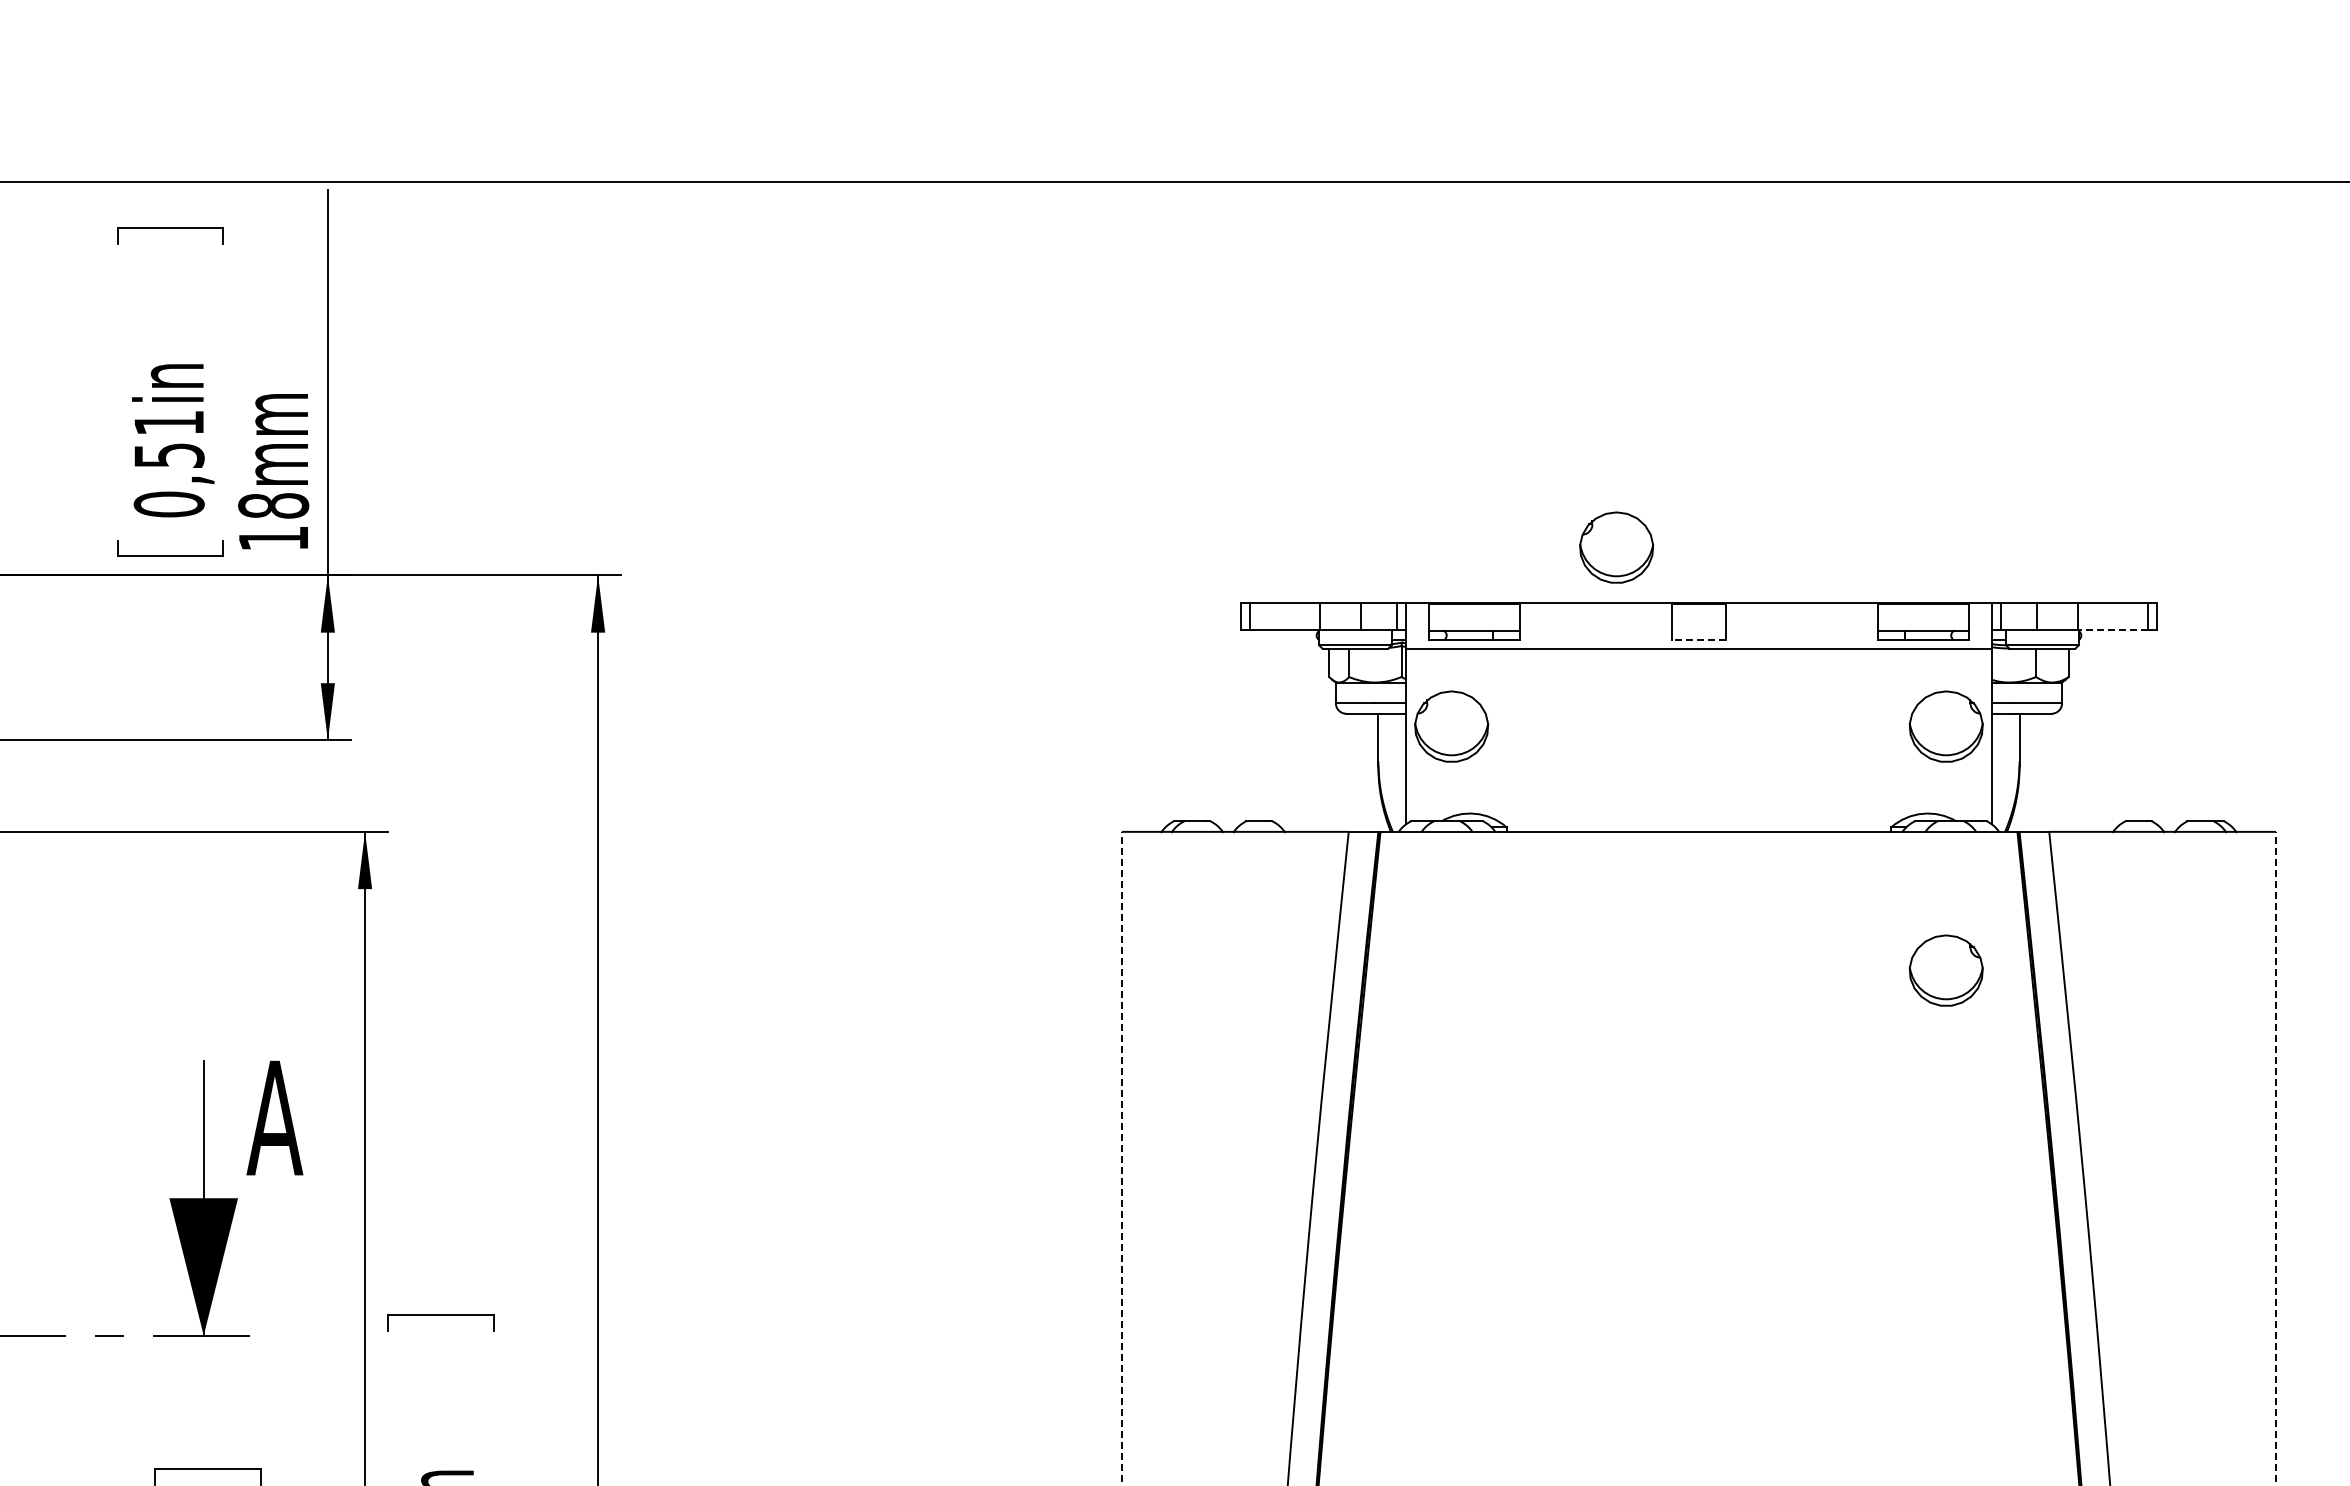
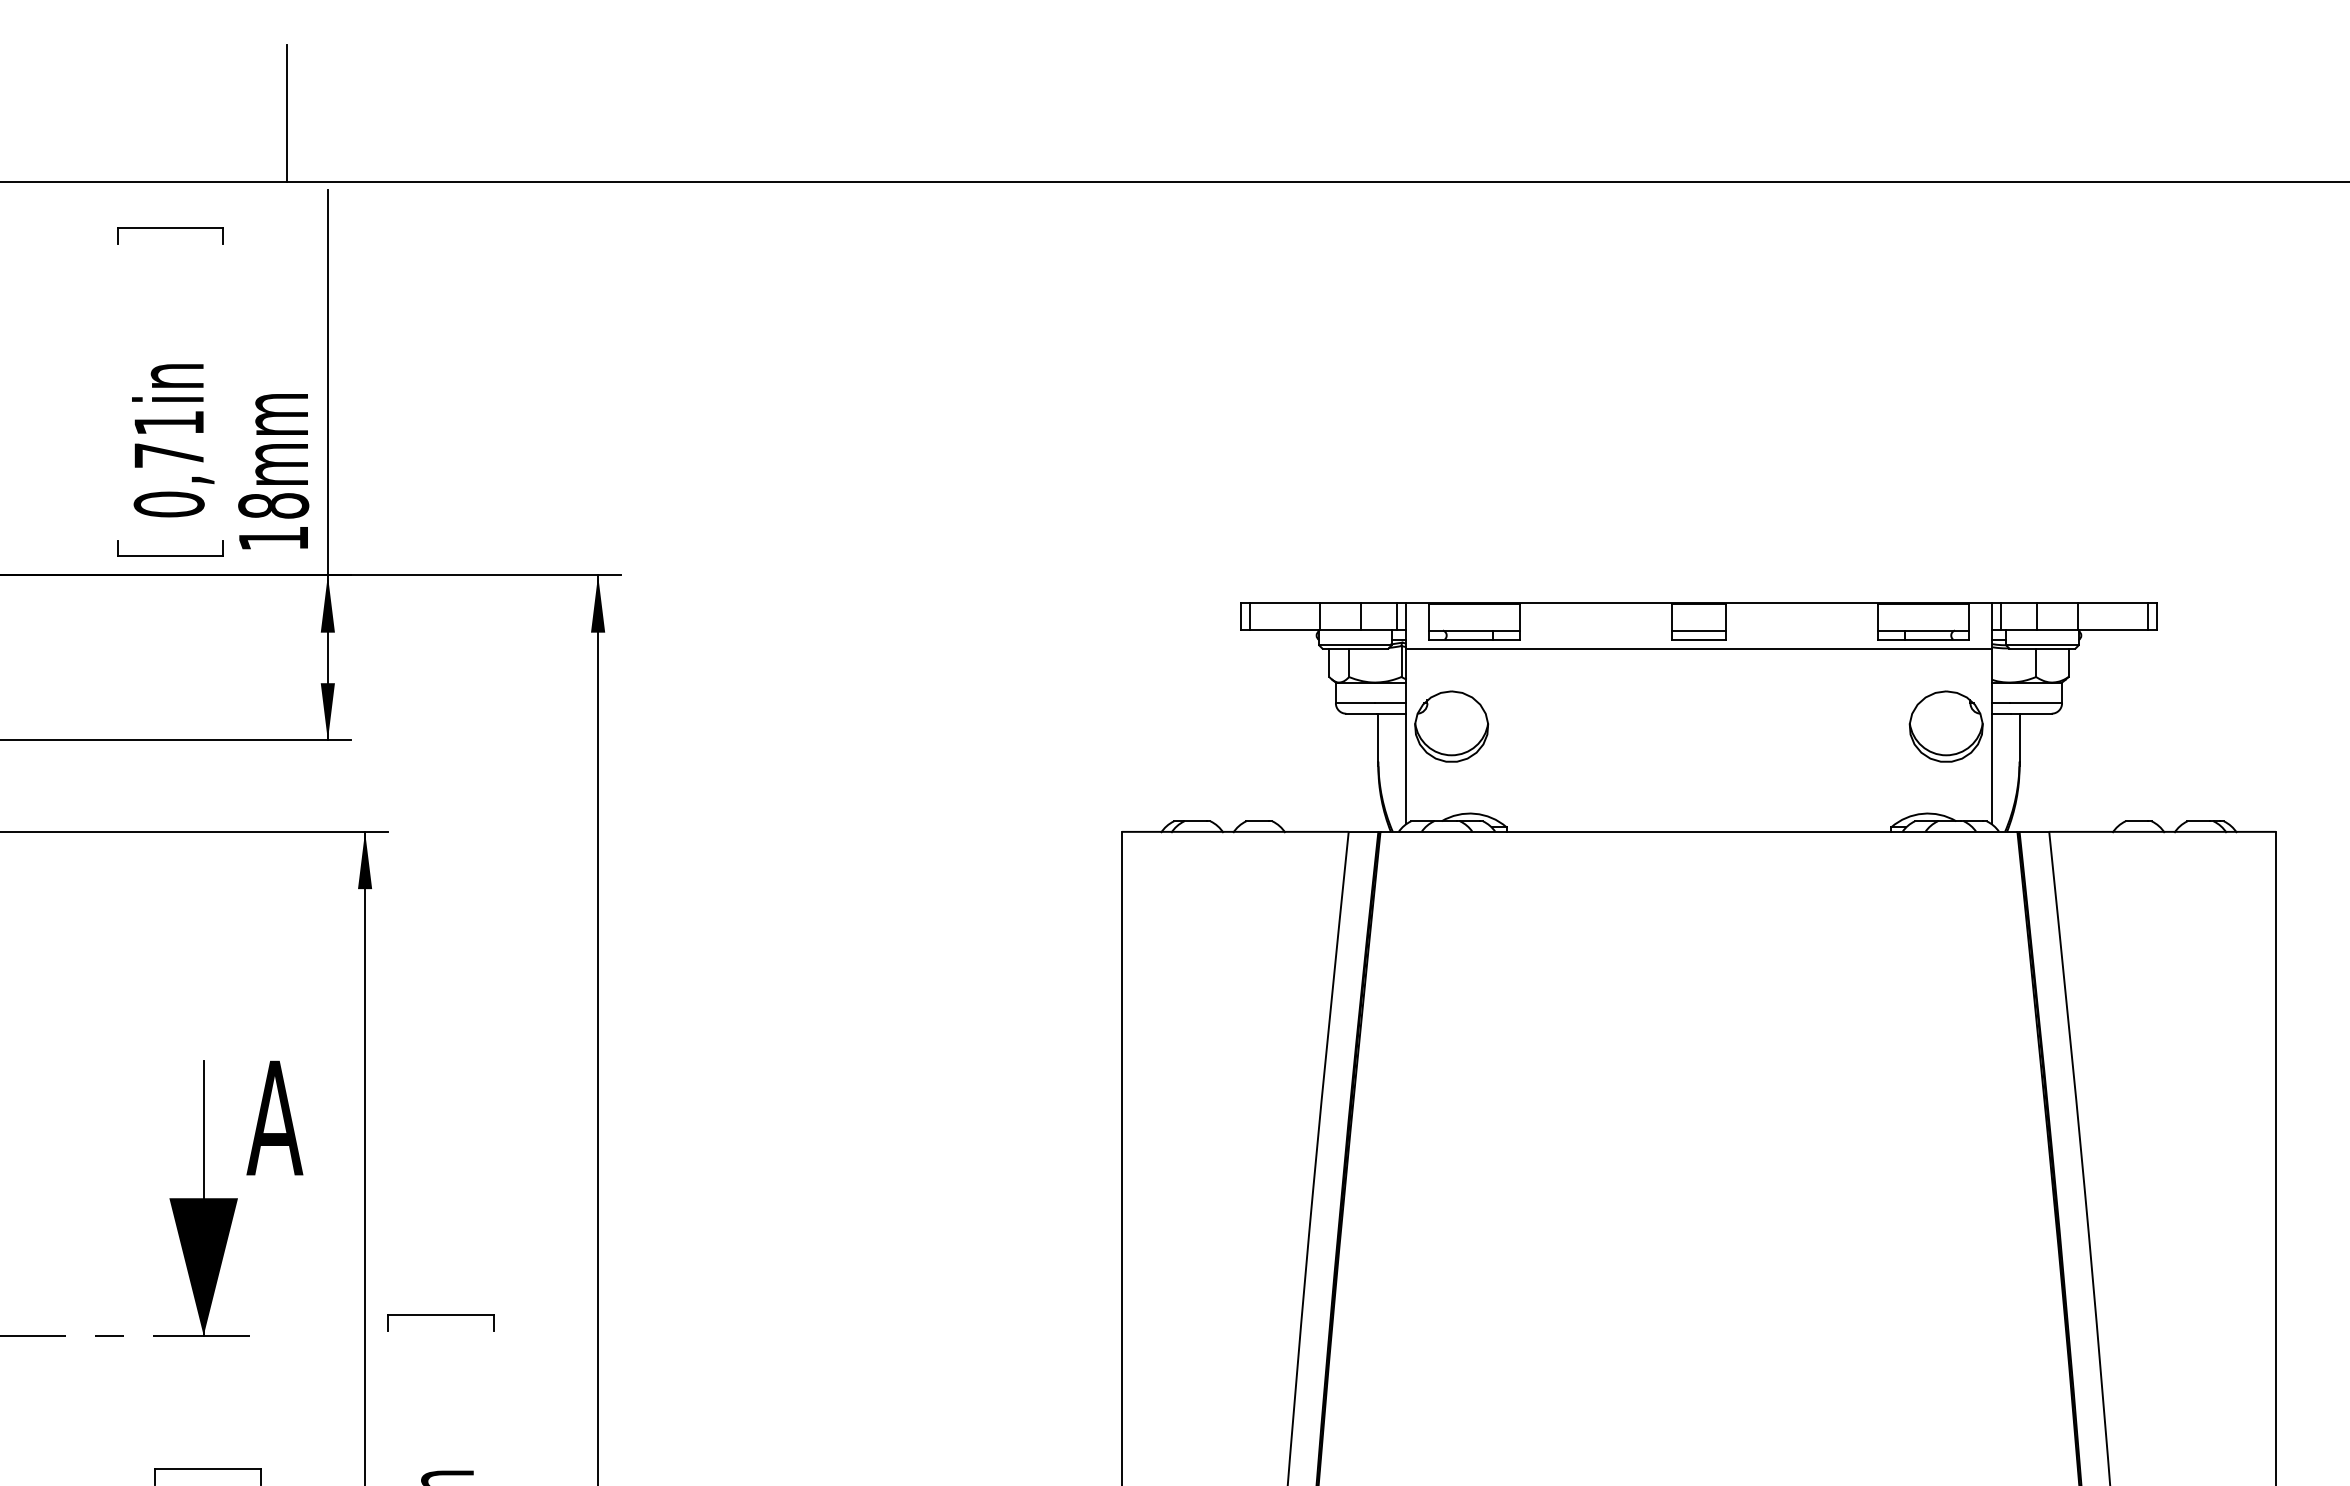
line: none -> present (286, 112)
text: 0,51in -> 0,71in (169, 455)
part: present -> none (1616, 547)
line: none -> present (1698, 630)
line: dashed -> solid (2112, 630)
line: dashed -> solid (1698, 639)
part: present -> none (1945, 970)
line: dashed -> solid (1121, 1158)
line: dashed -> solid (2276, 1158)
